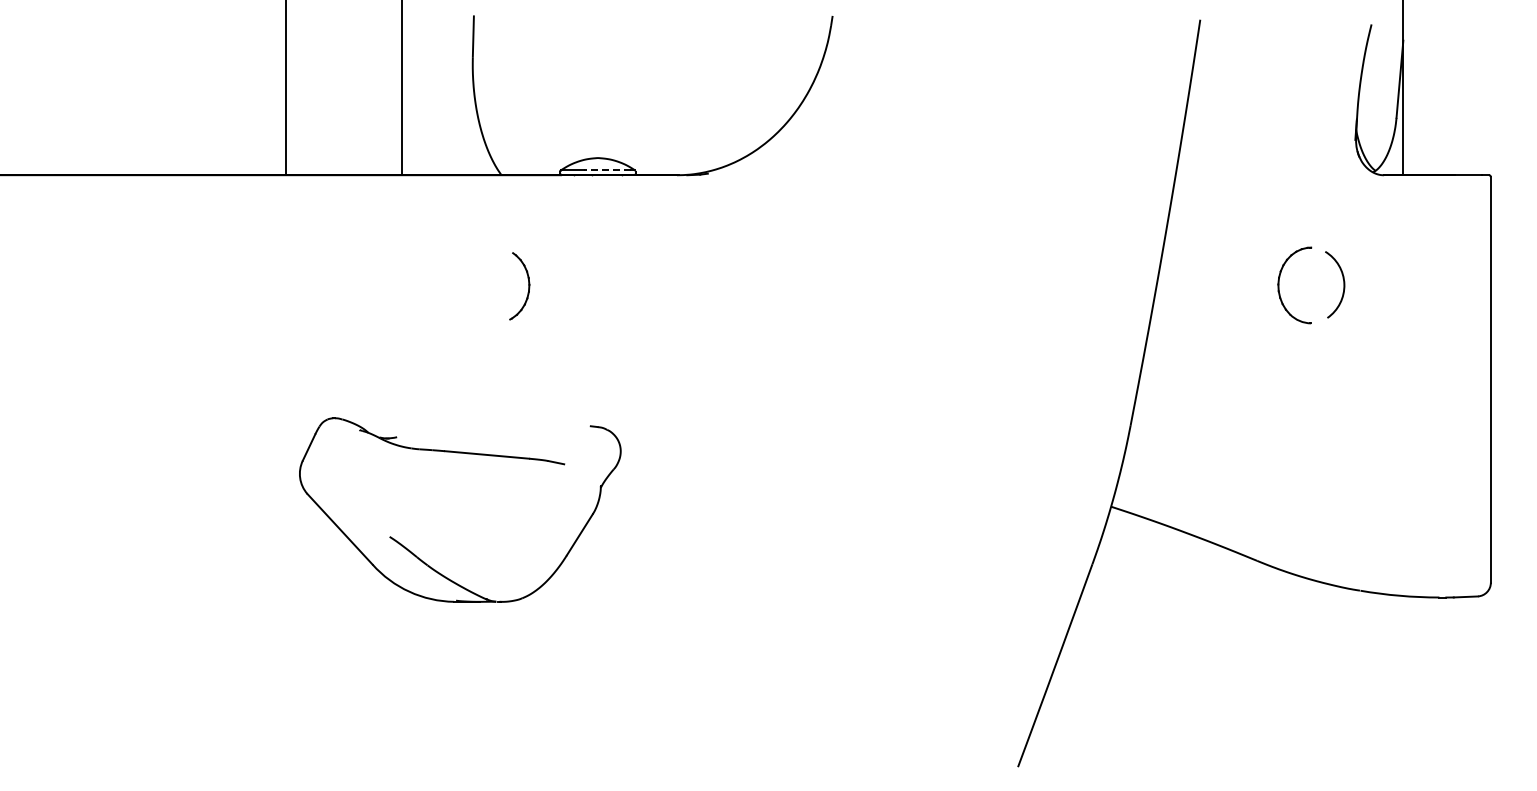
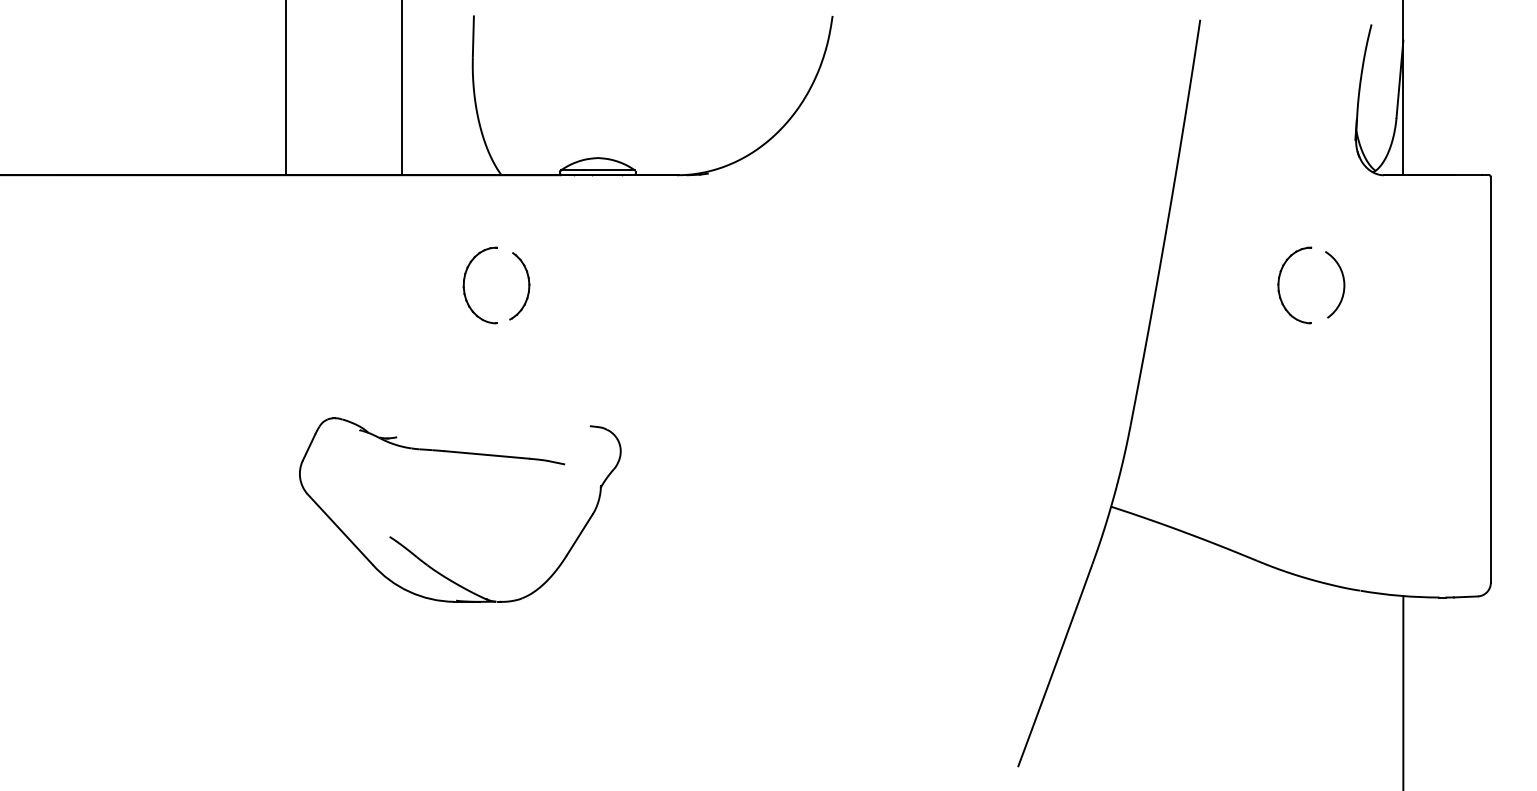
line: dashed -> solid (607, 170)
part: none -> present (464, 285)
line: none -> present (1403, 691)
